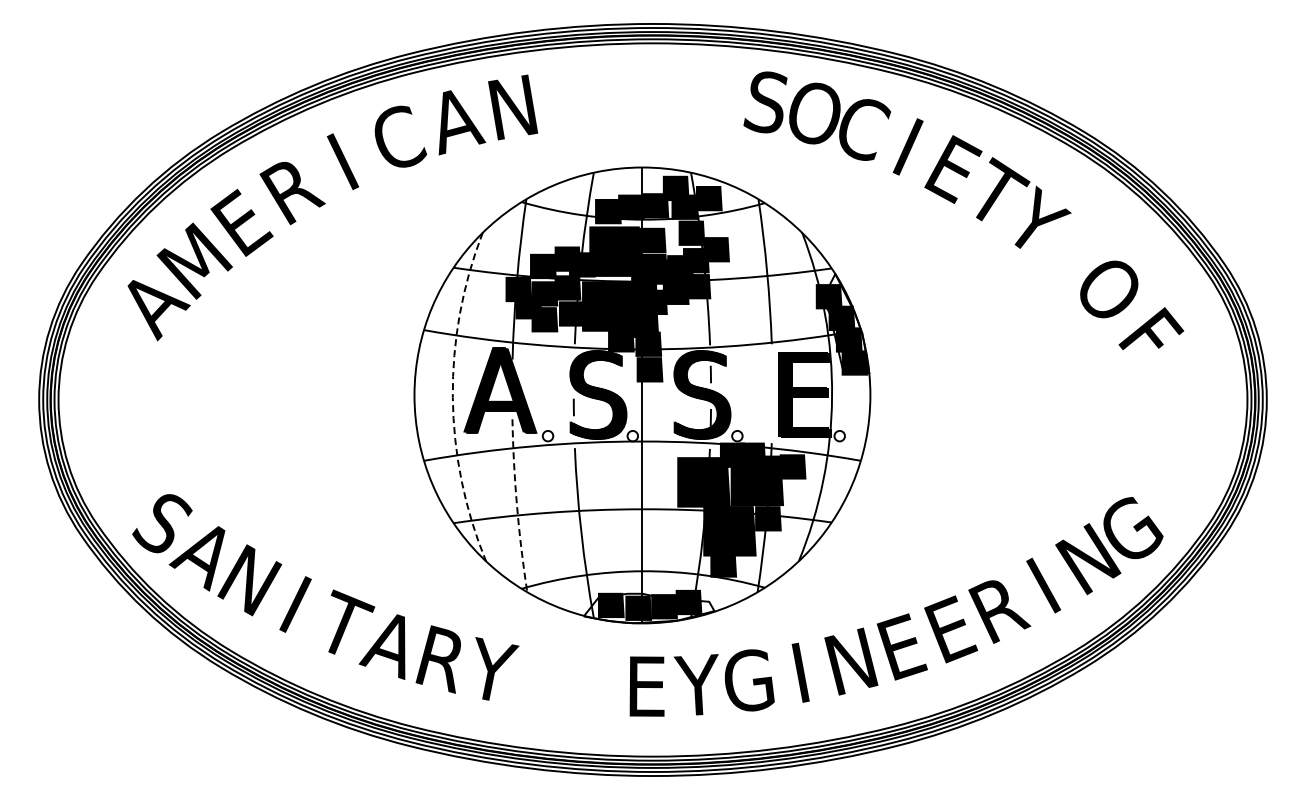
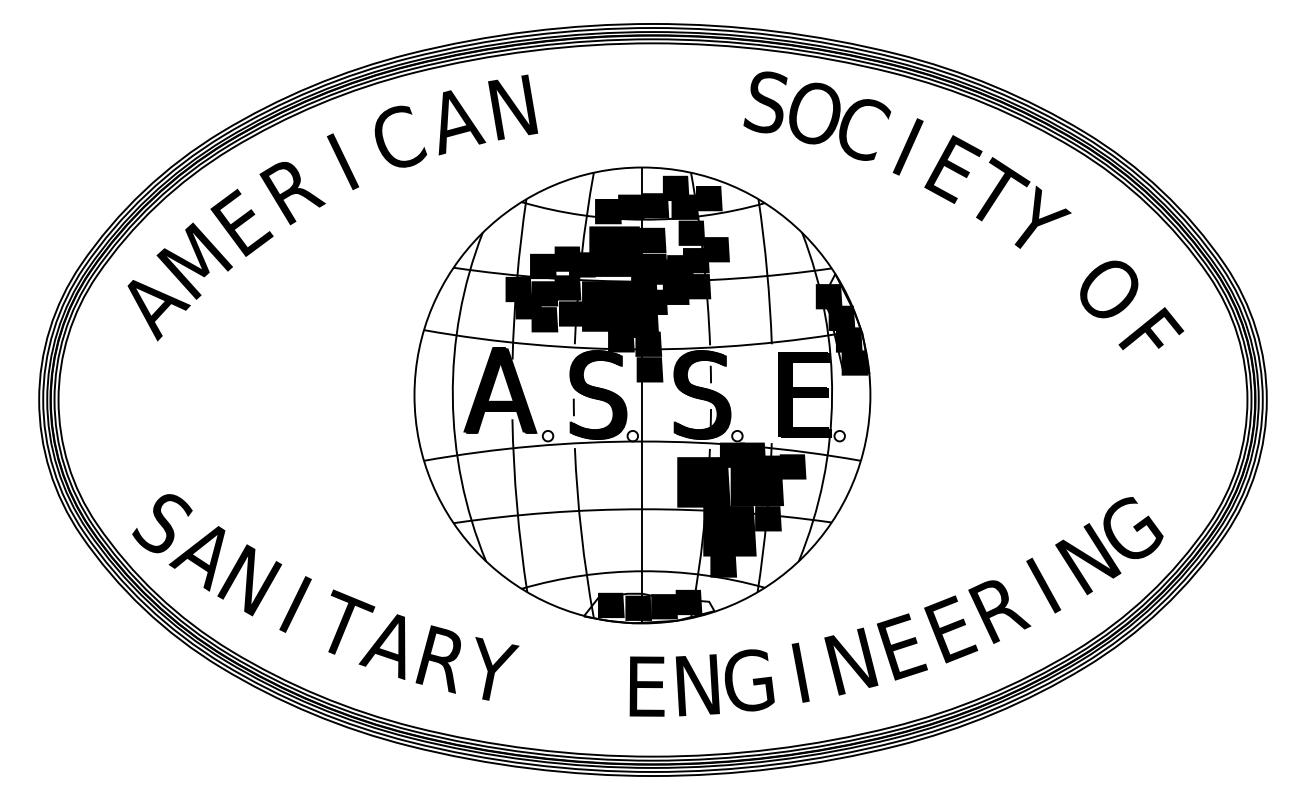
arc: dashed -> solid (452, 397)
arc: dashed -> solid (517, 506)
text: Y -> N (696, 685)
